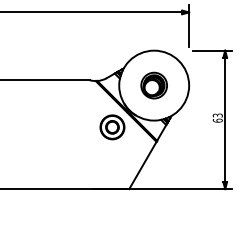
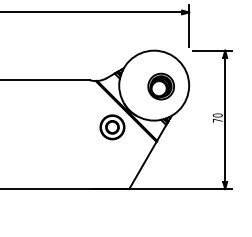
part position: (153, 85) -> (160, 86) (160, 86)
text: 63 -> 70 (217, 117)
